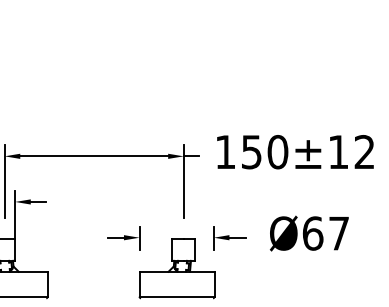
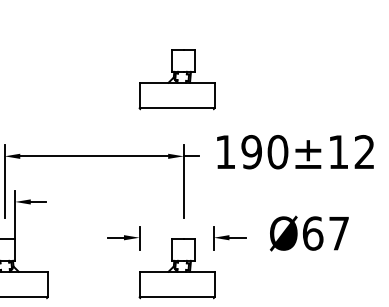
part: none -> present (176, 79)
text: 150±12 -> 190±12 (251, 152)
